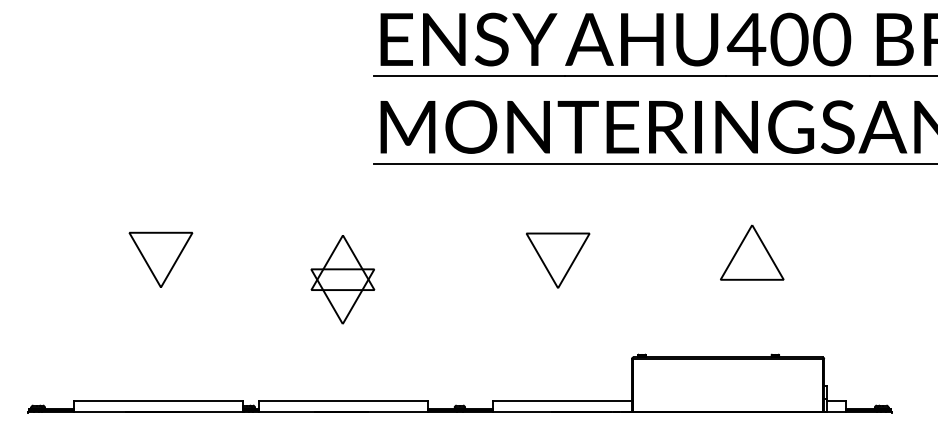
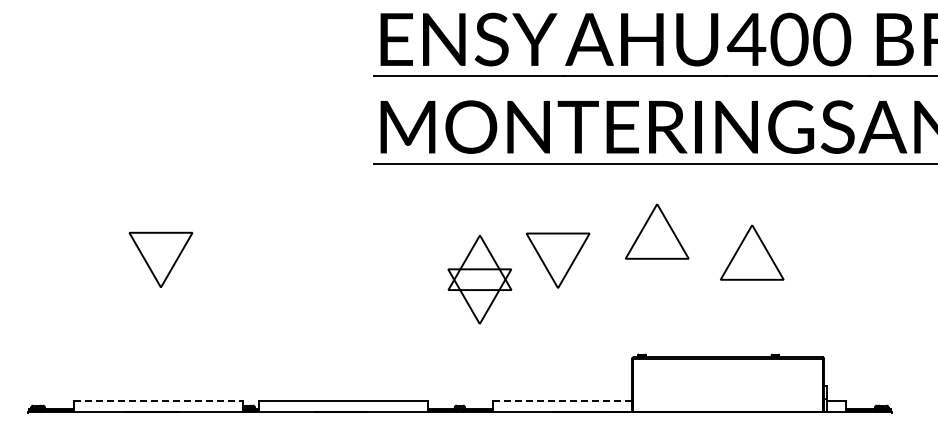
part: none -> present (657, 231)
part position: (342, 279) -> (479, 279) (479, 279)
line: solid -> dashed (158, 400)
line: solid -> dashed (563, 400)
